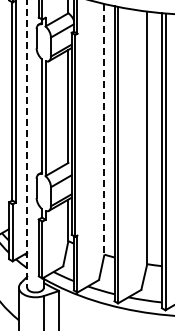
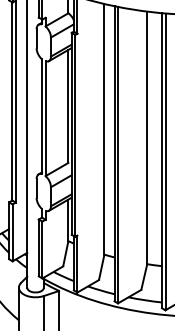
line: dashed -> solid (104, 129)
line: dashed -> solid (27, 143)
